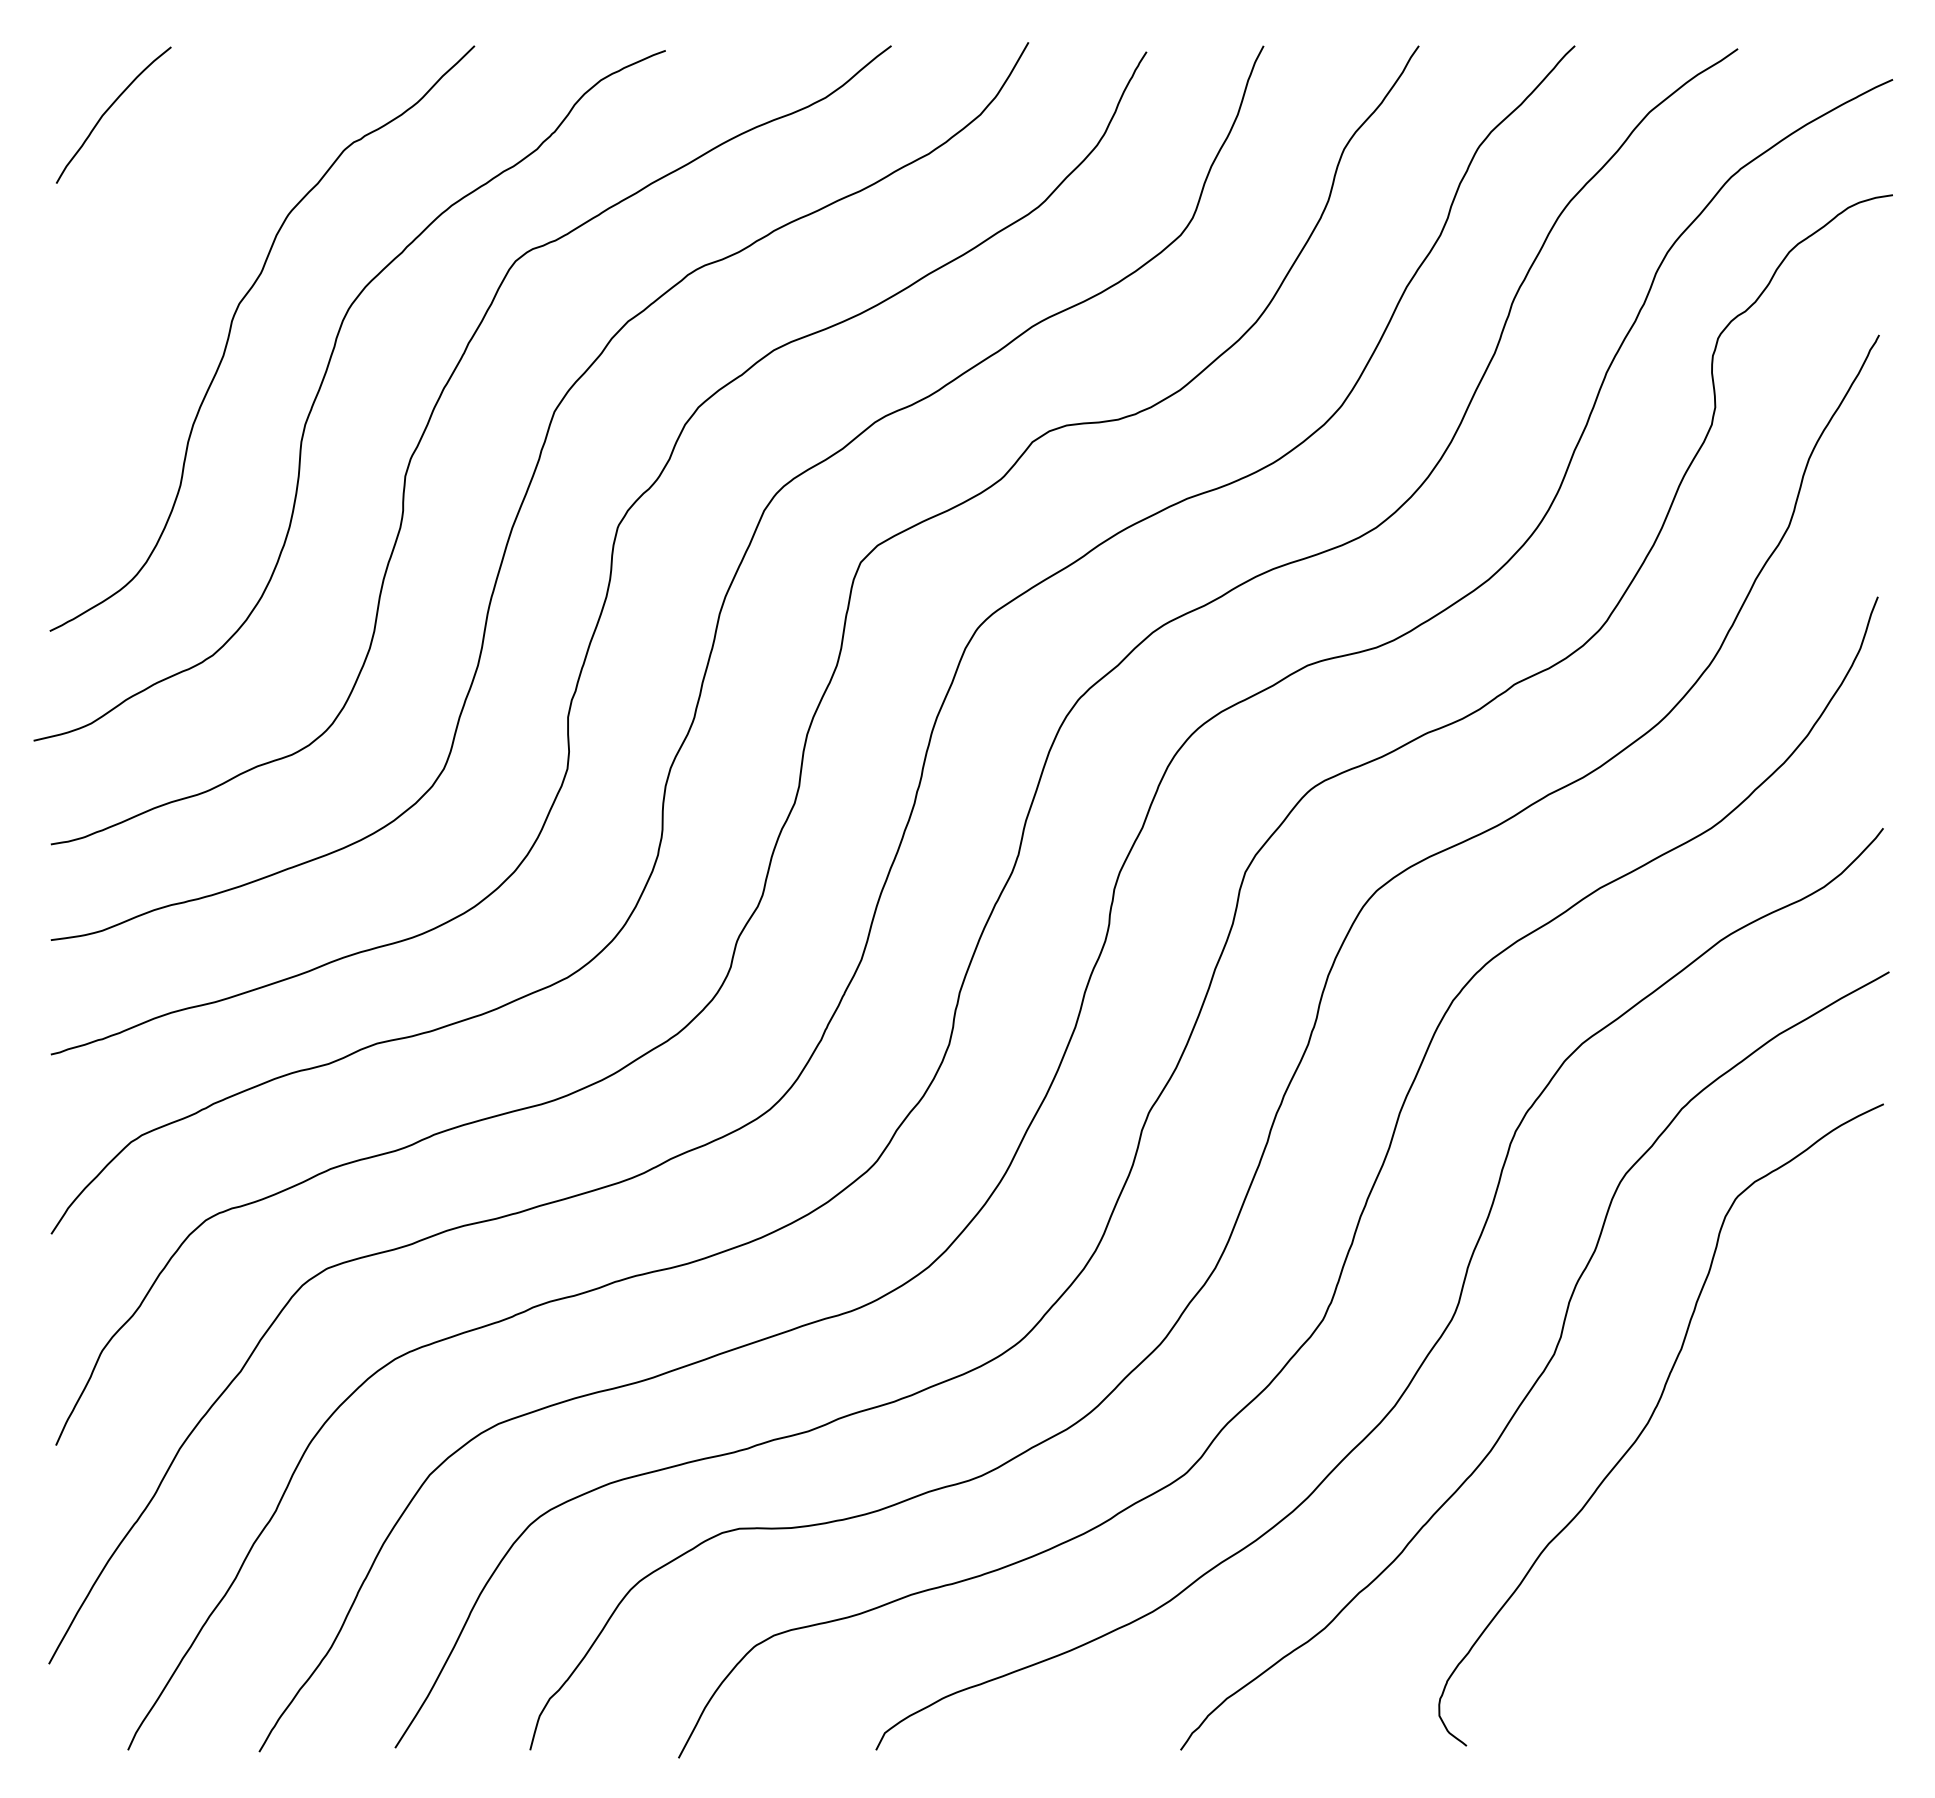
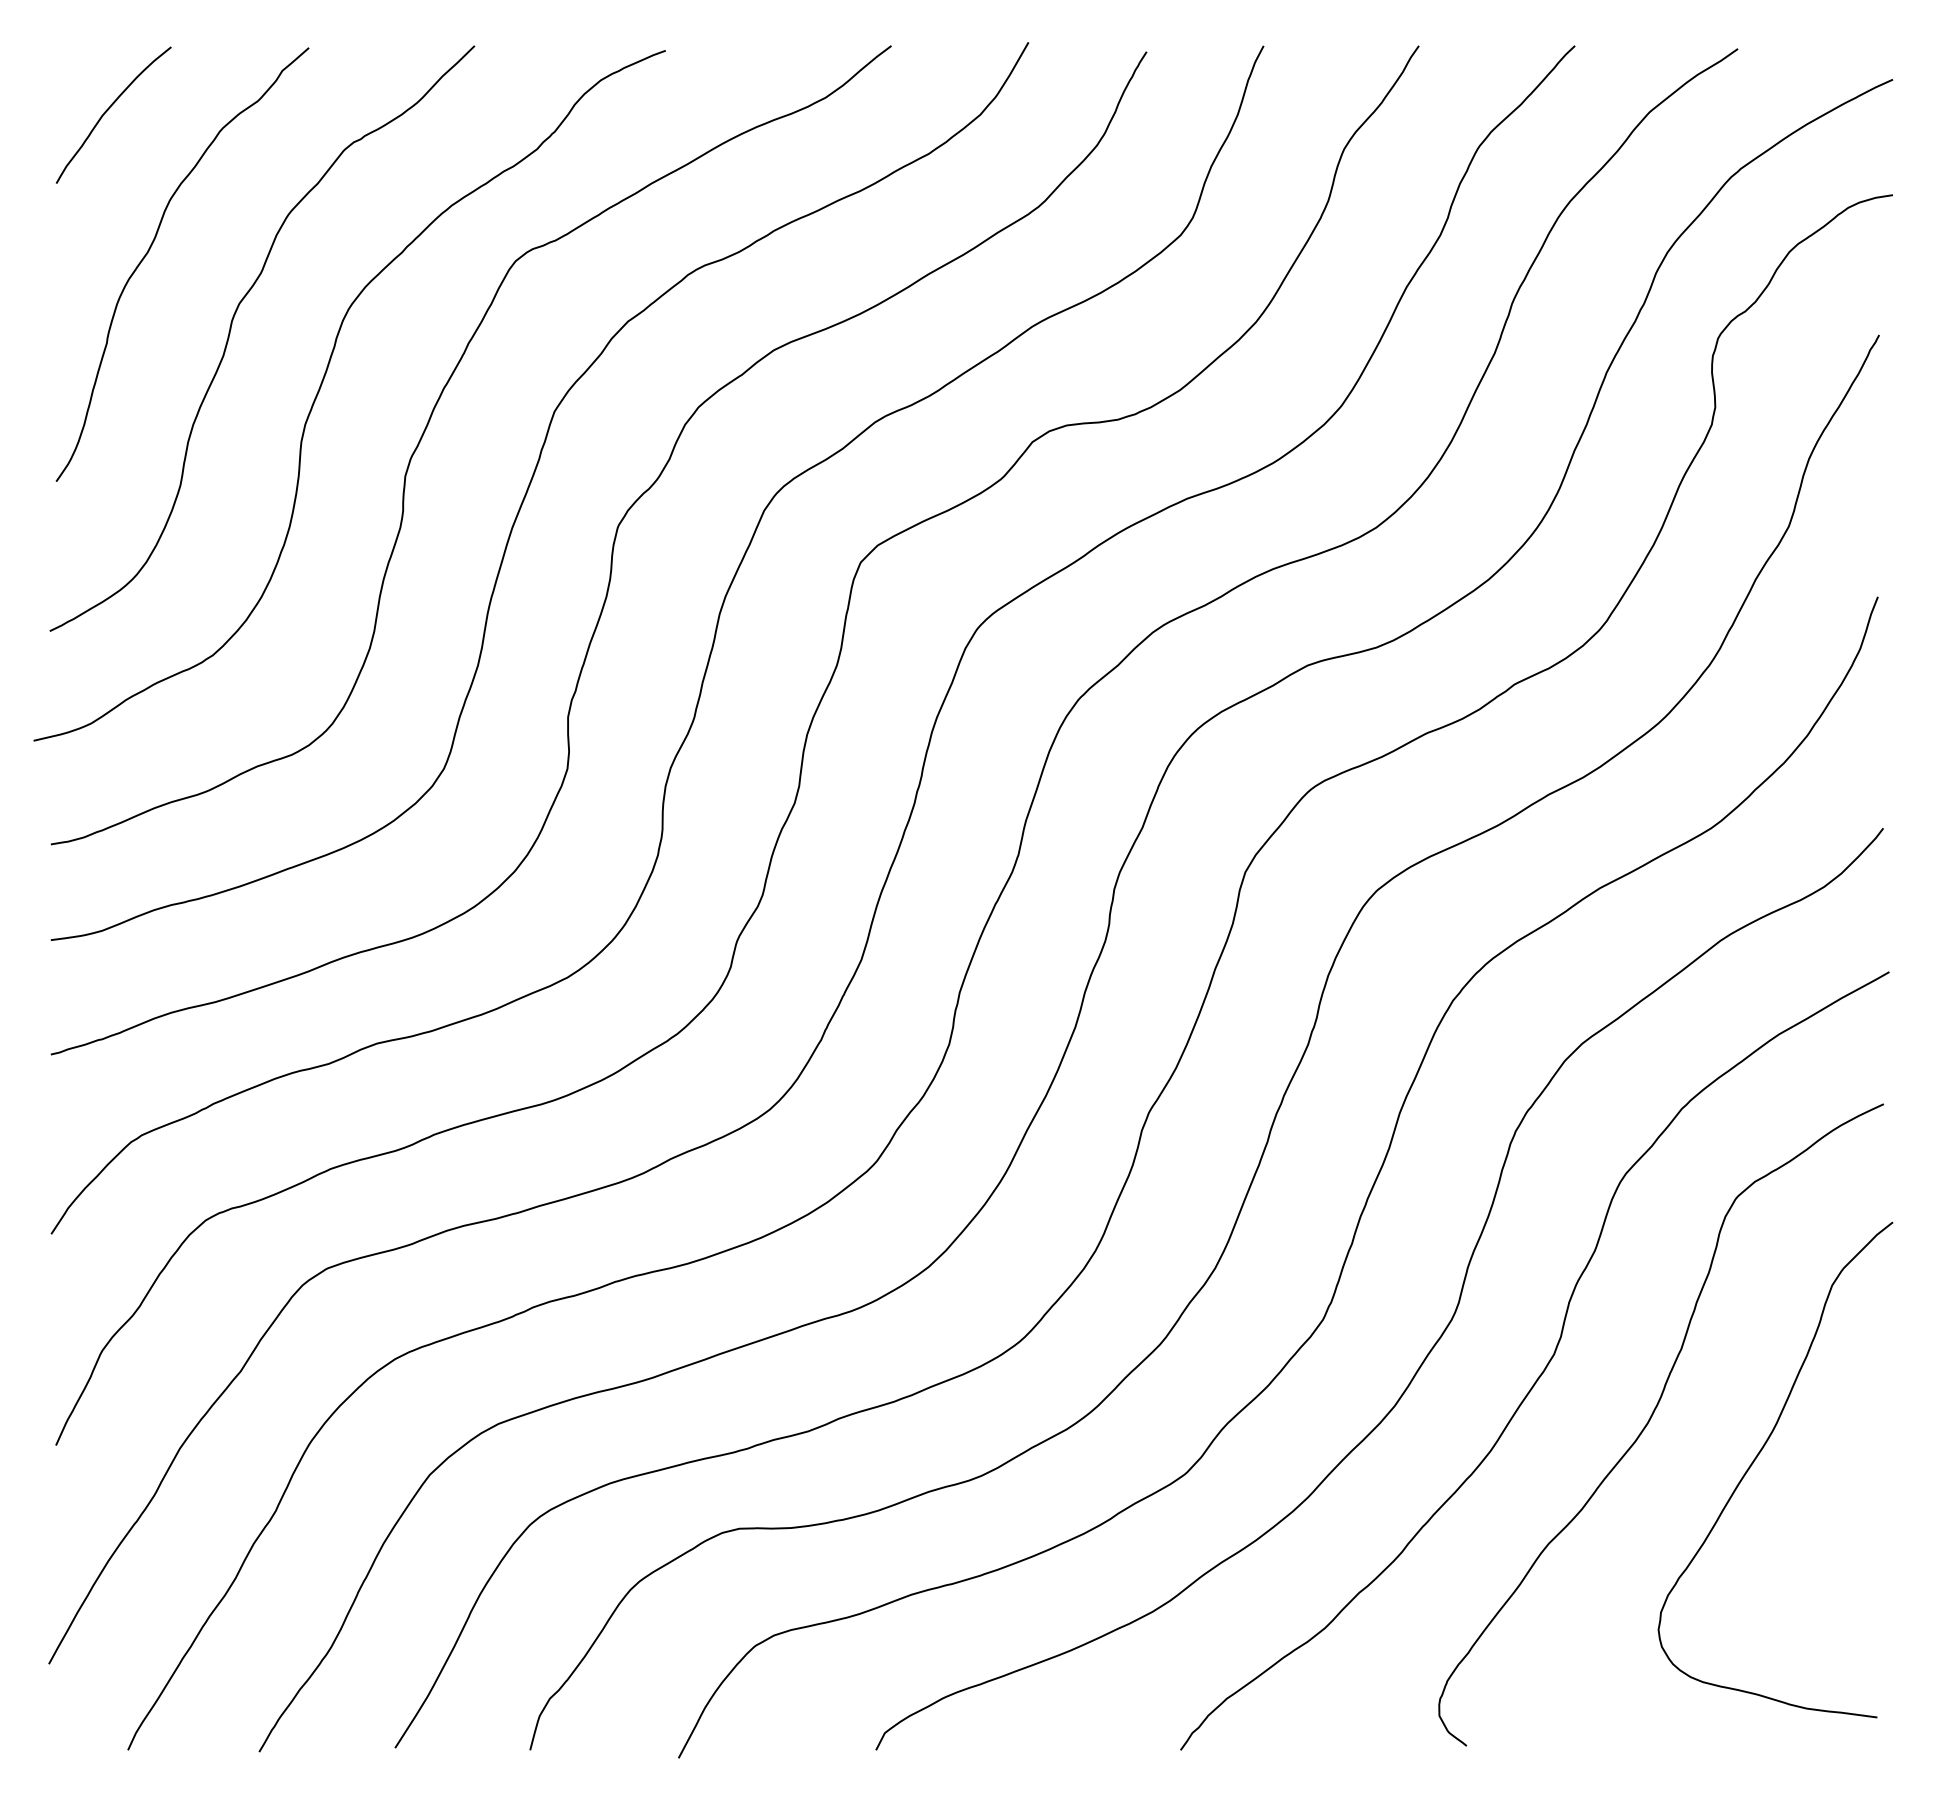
curve: none -> present (150, 249)
curve: none -> present (1757, 1457)
